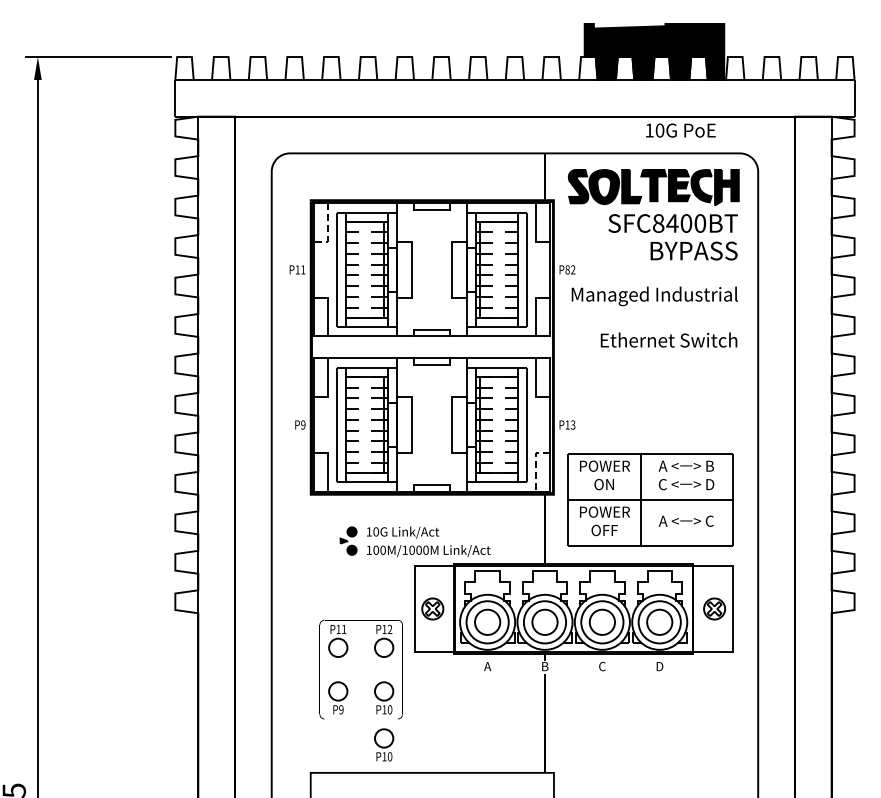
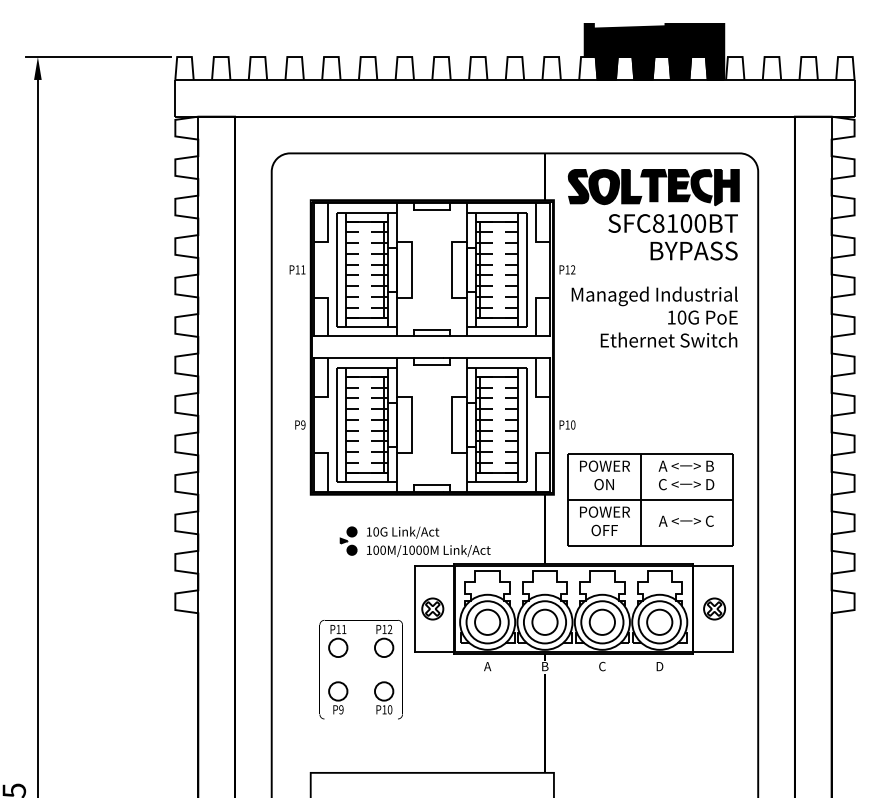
text position: (680, 130) -> (702, 317) (702, 317)
text: SFC8400BT -> SFC8100BT (672, 223)
line: dashed -> solid (327, 230)
text: P82 -> P12 (567, 269)
text: P13 -> P10 (573, 424)
line: dashed -> solid (536, 464)
part: present -> none (384, 744)
